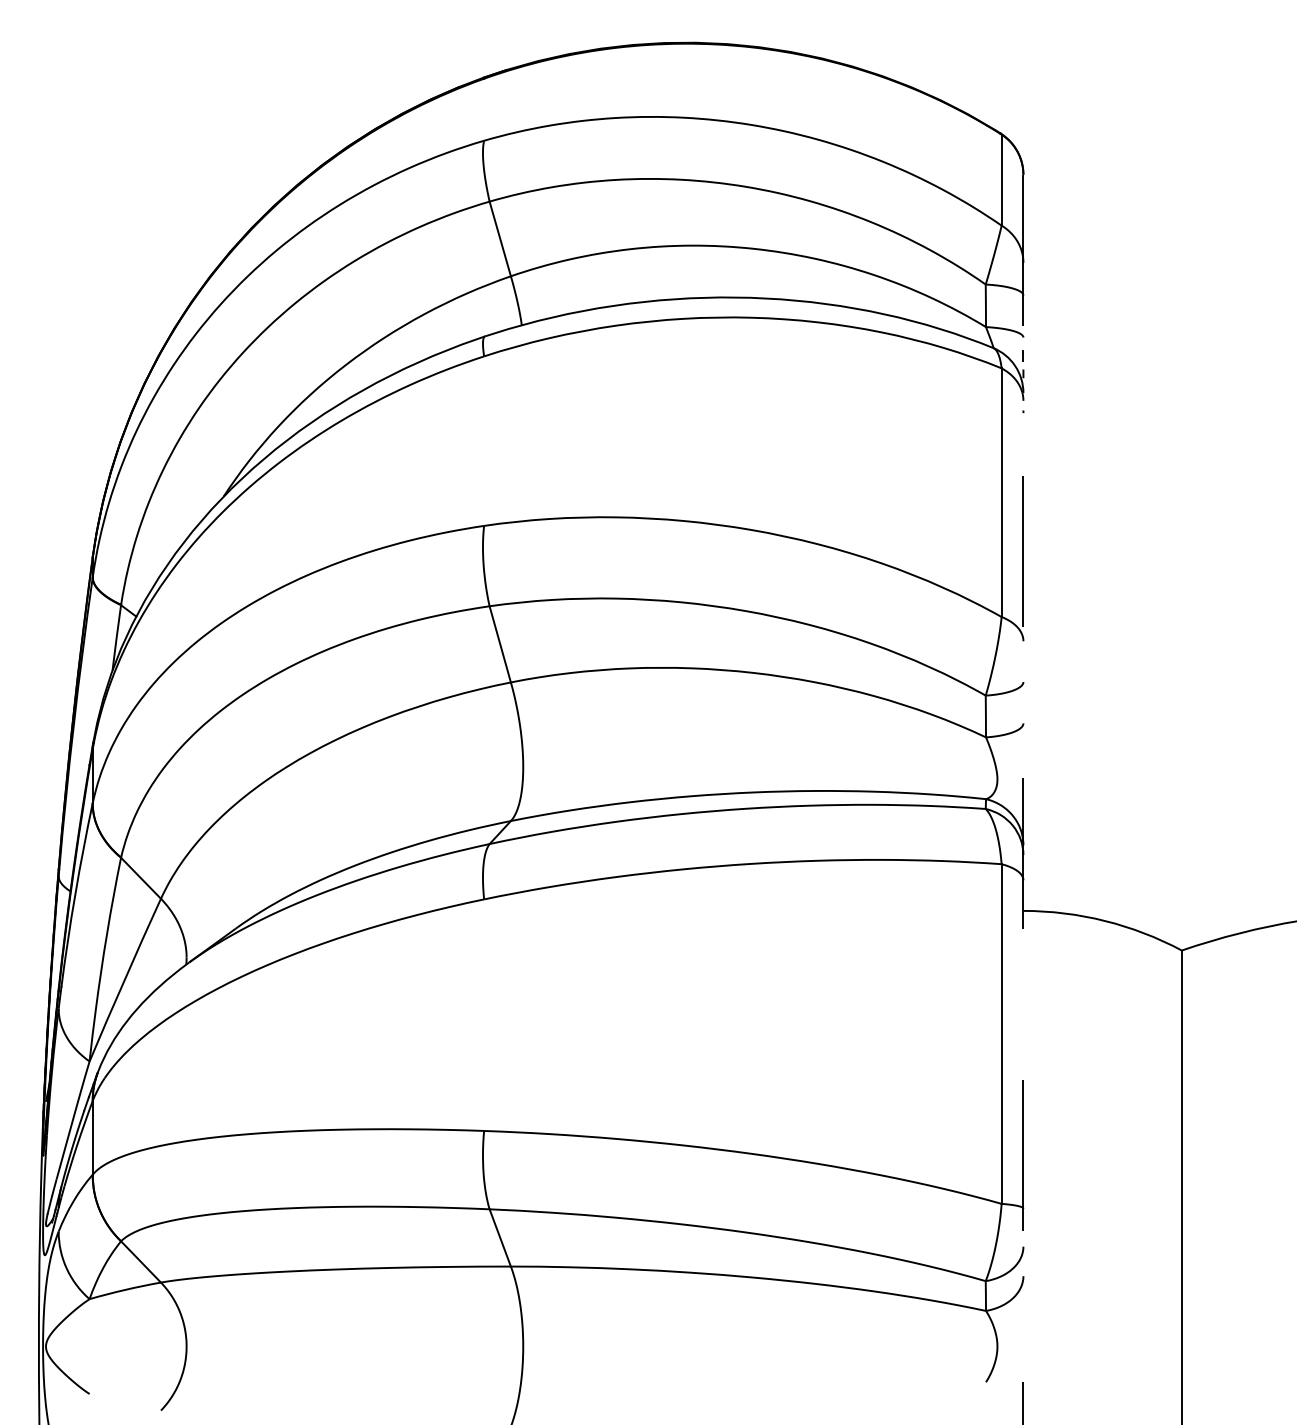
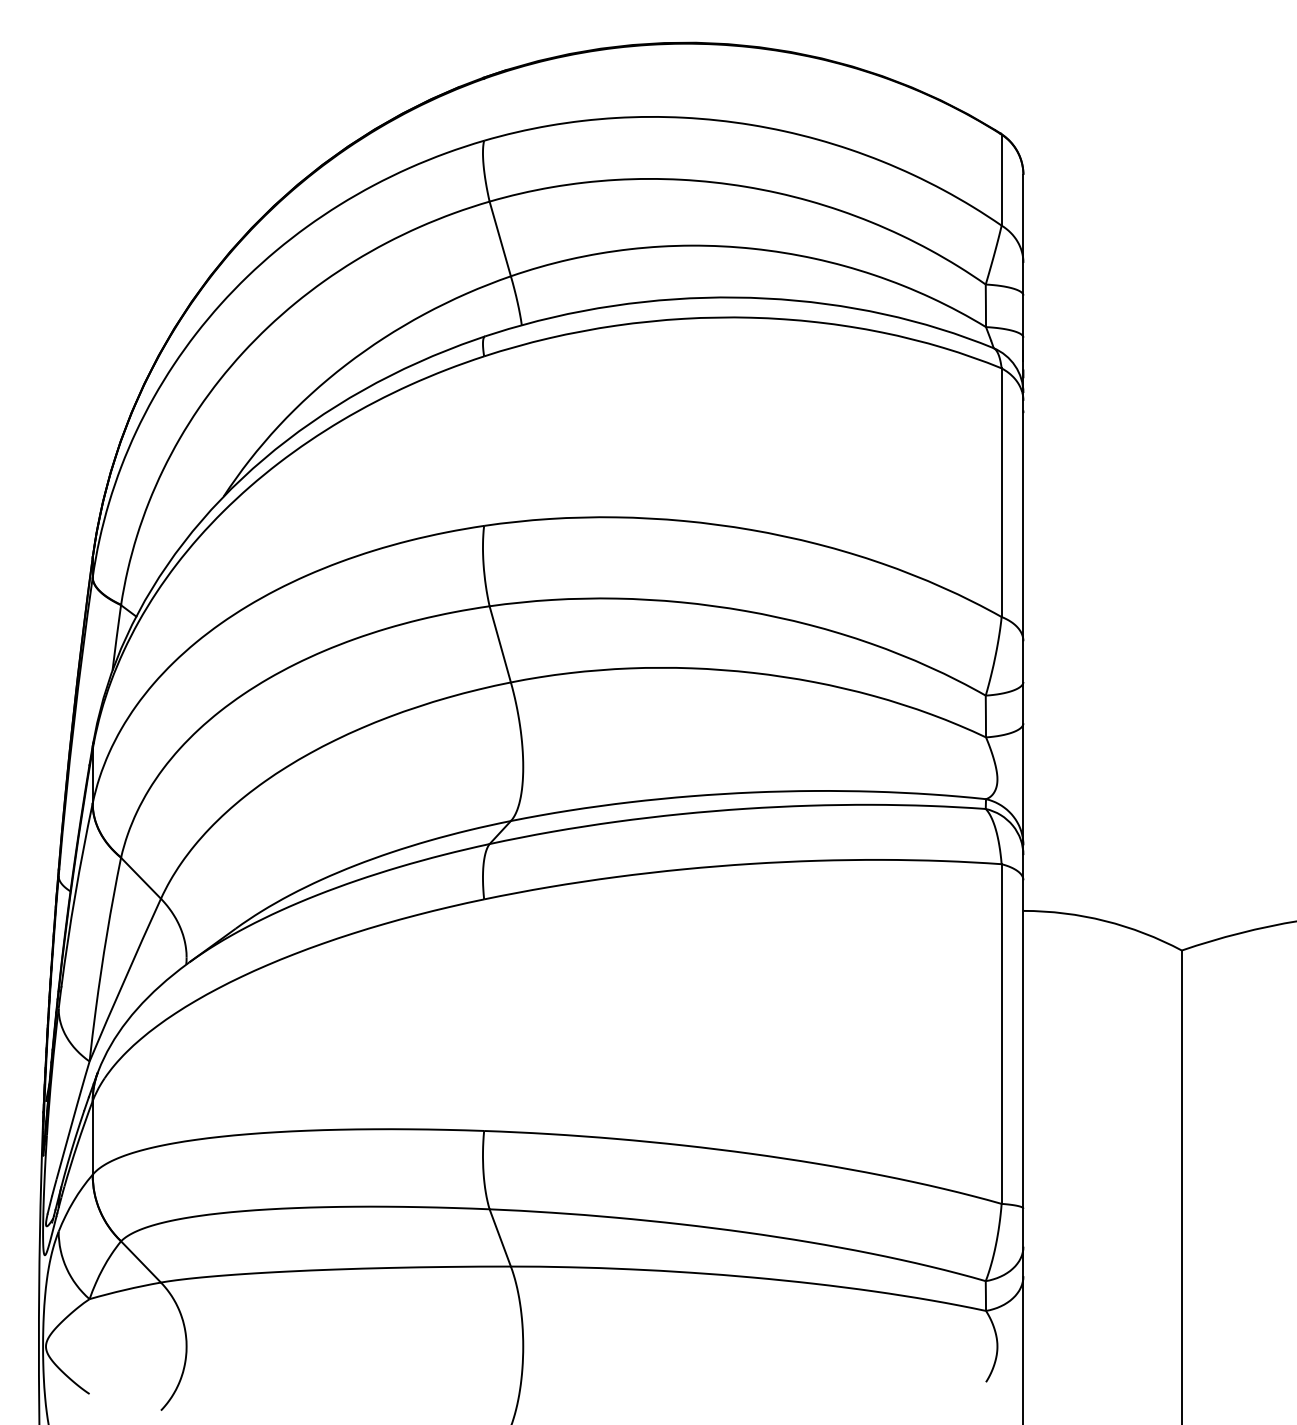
line: dashed -> solid (1023, 799)
